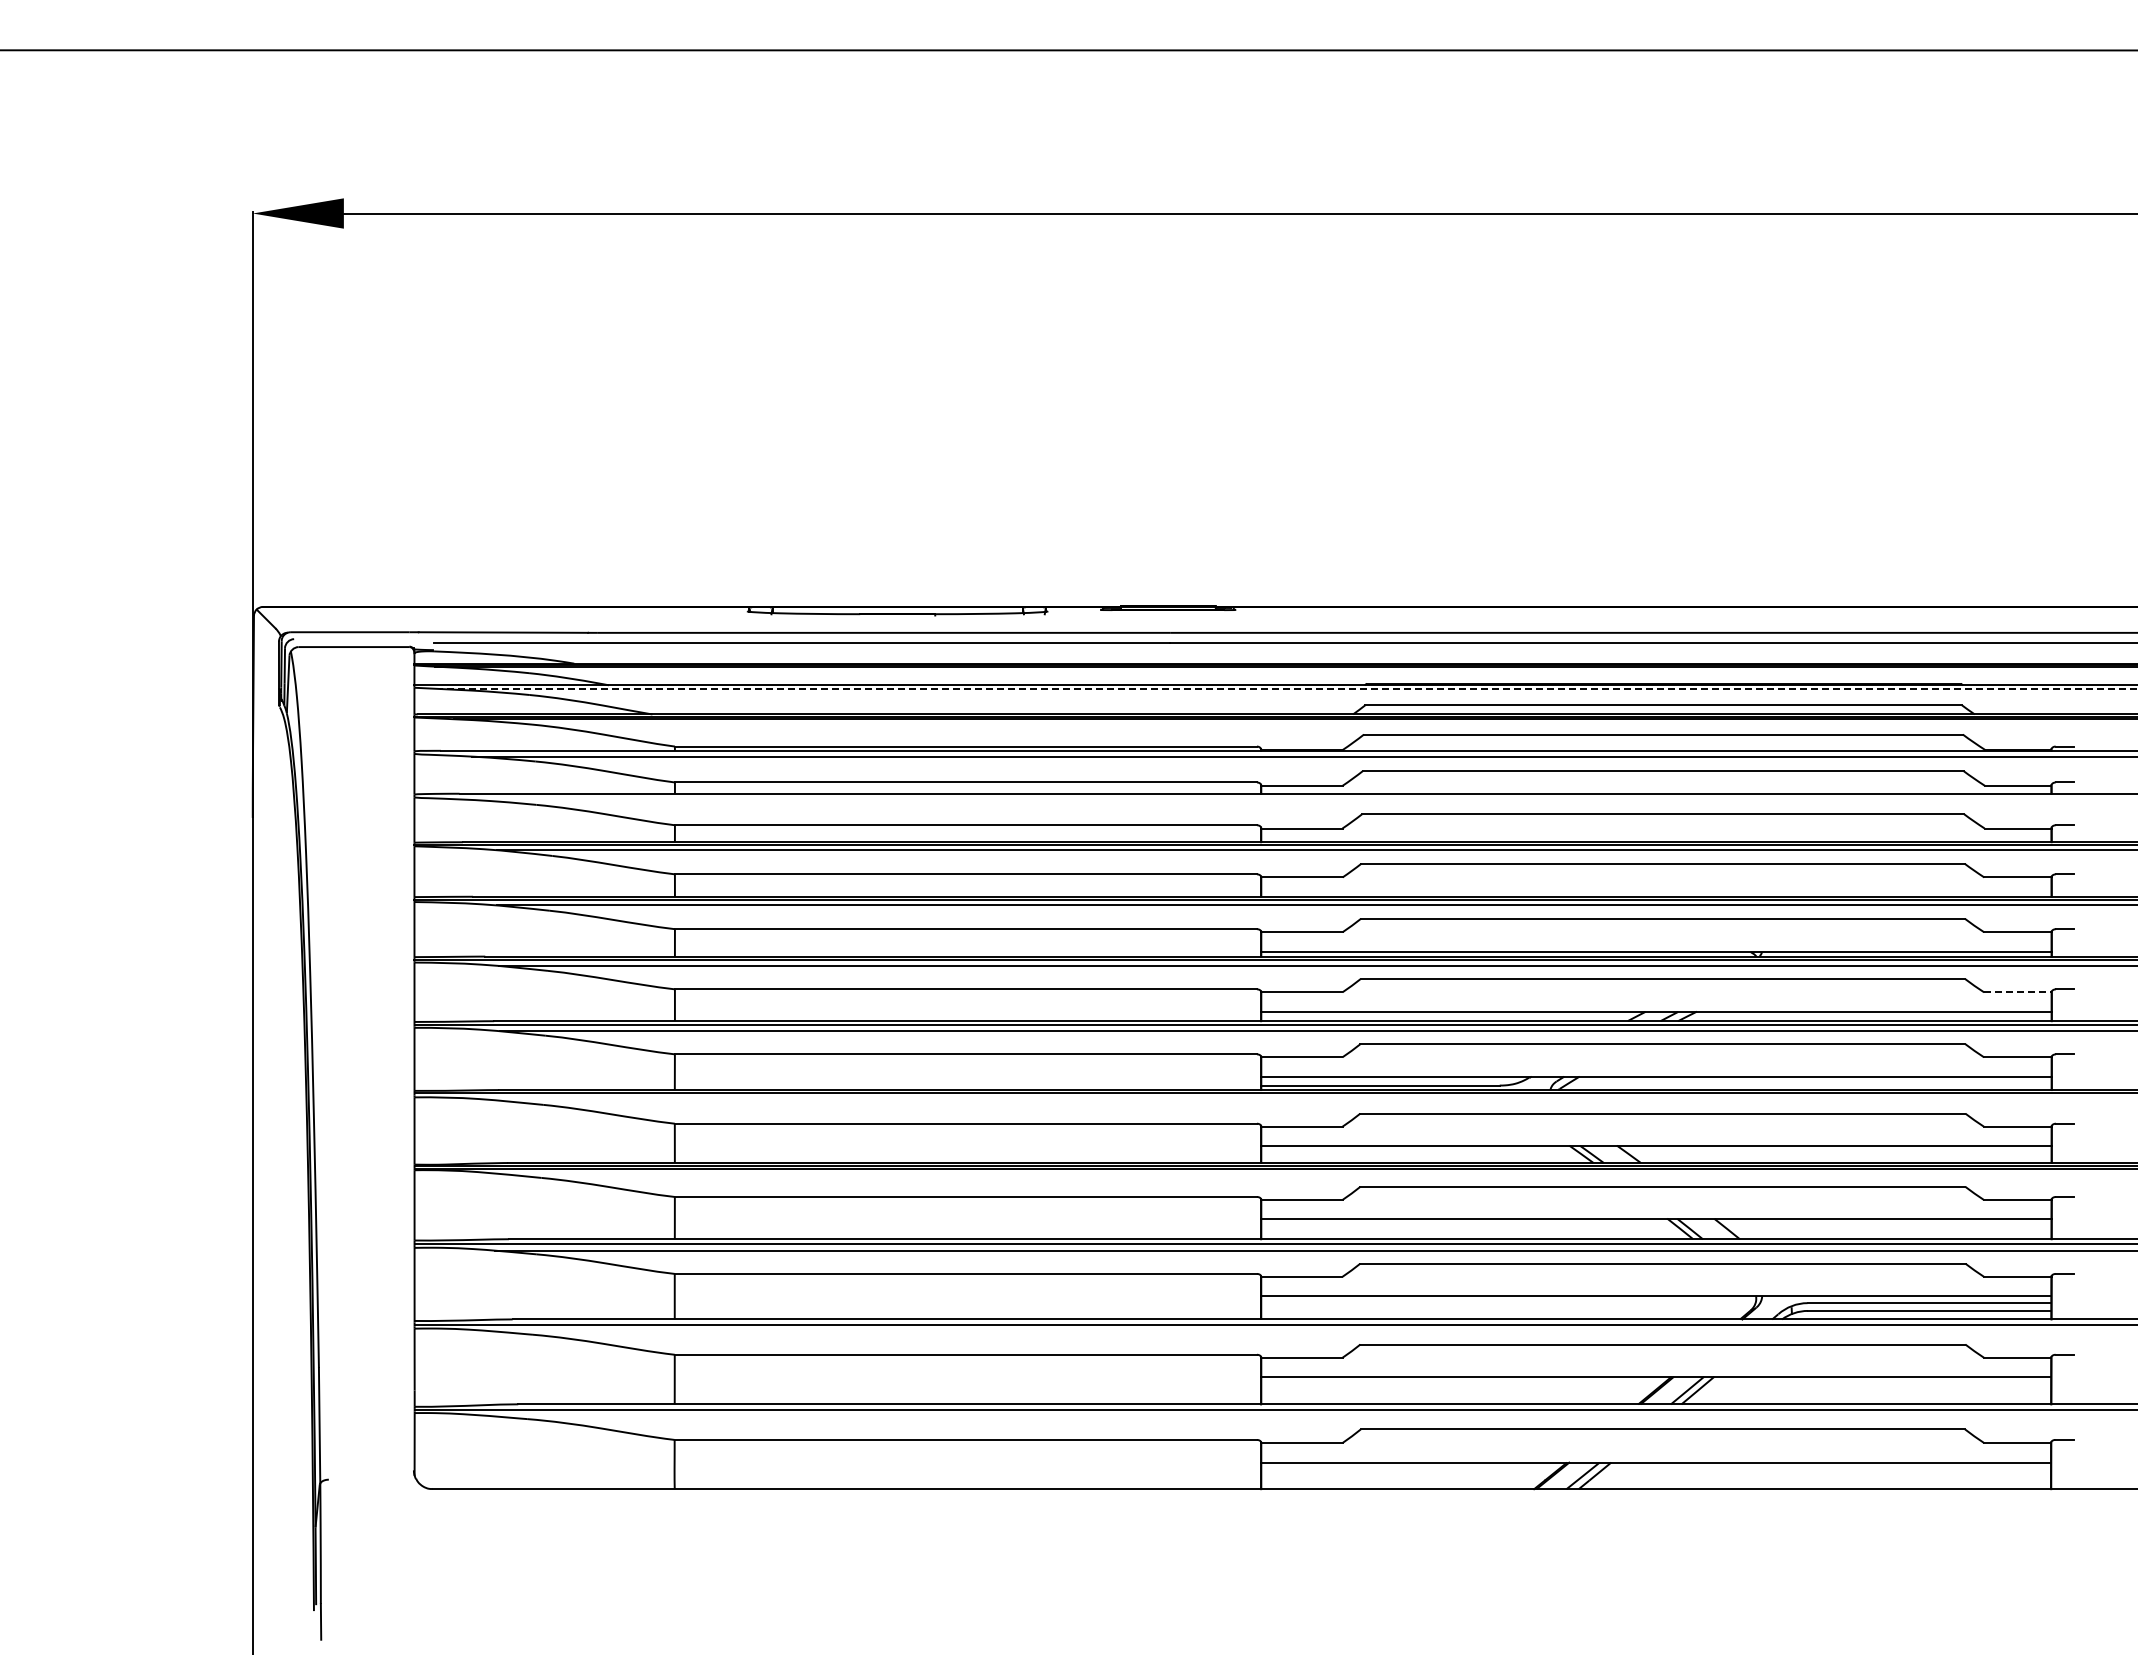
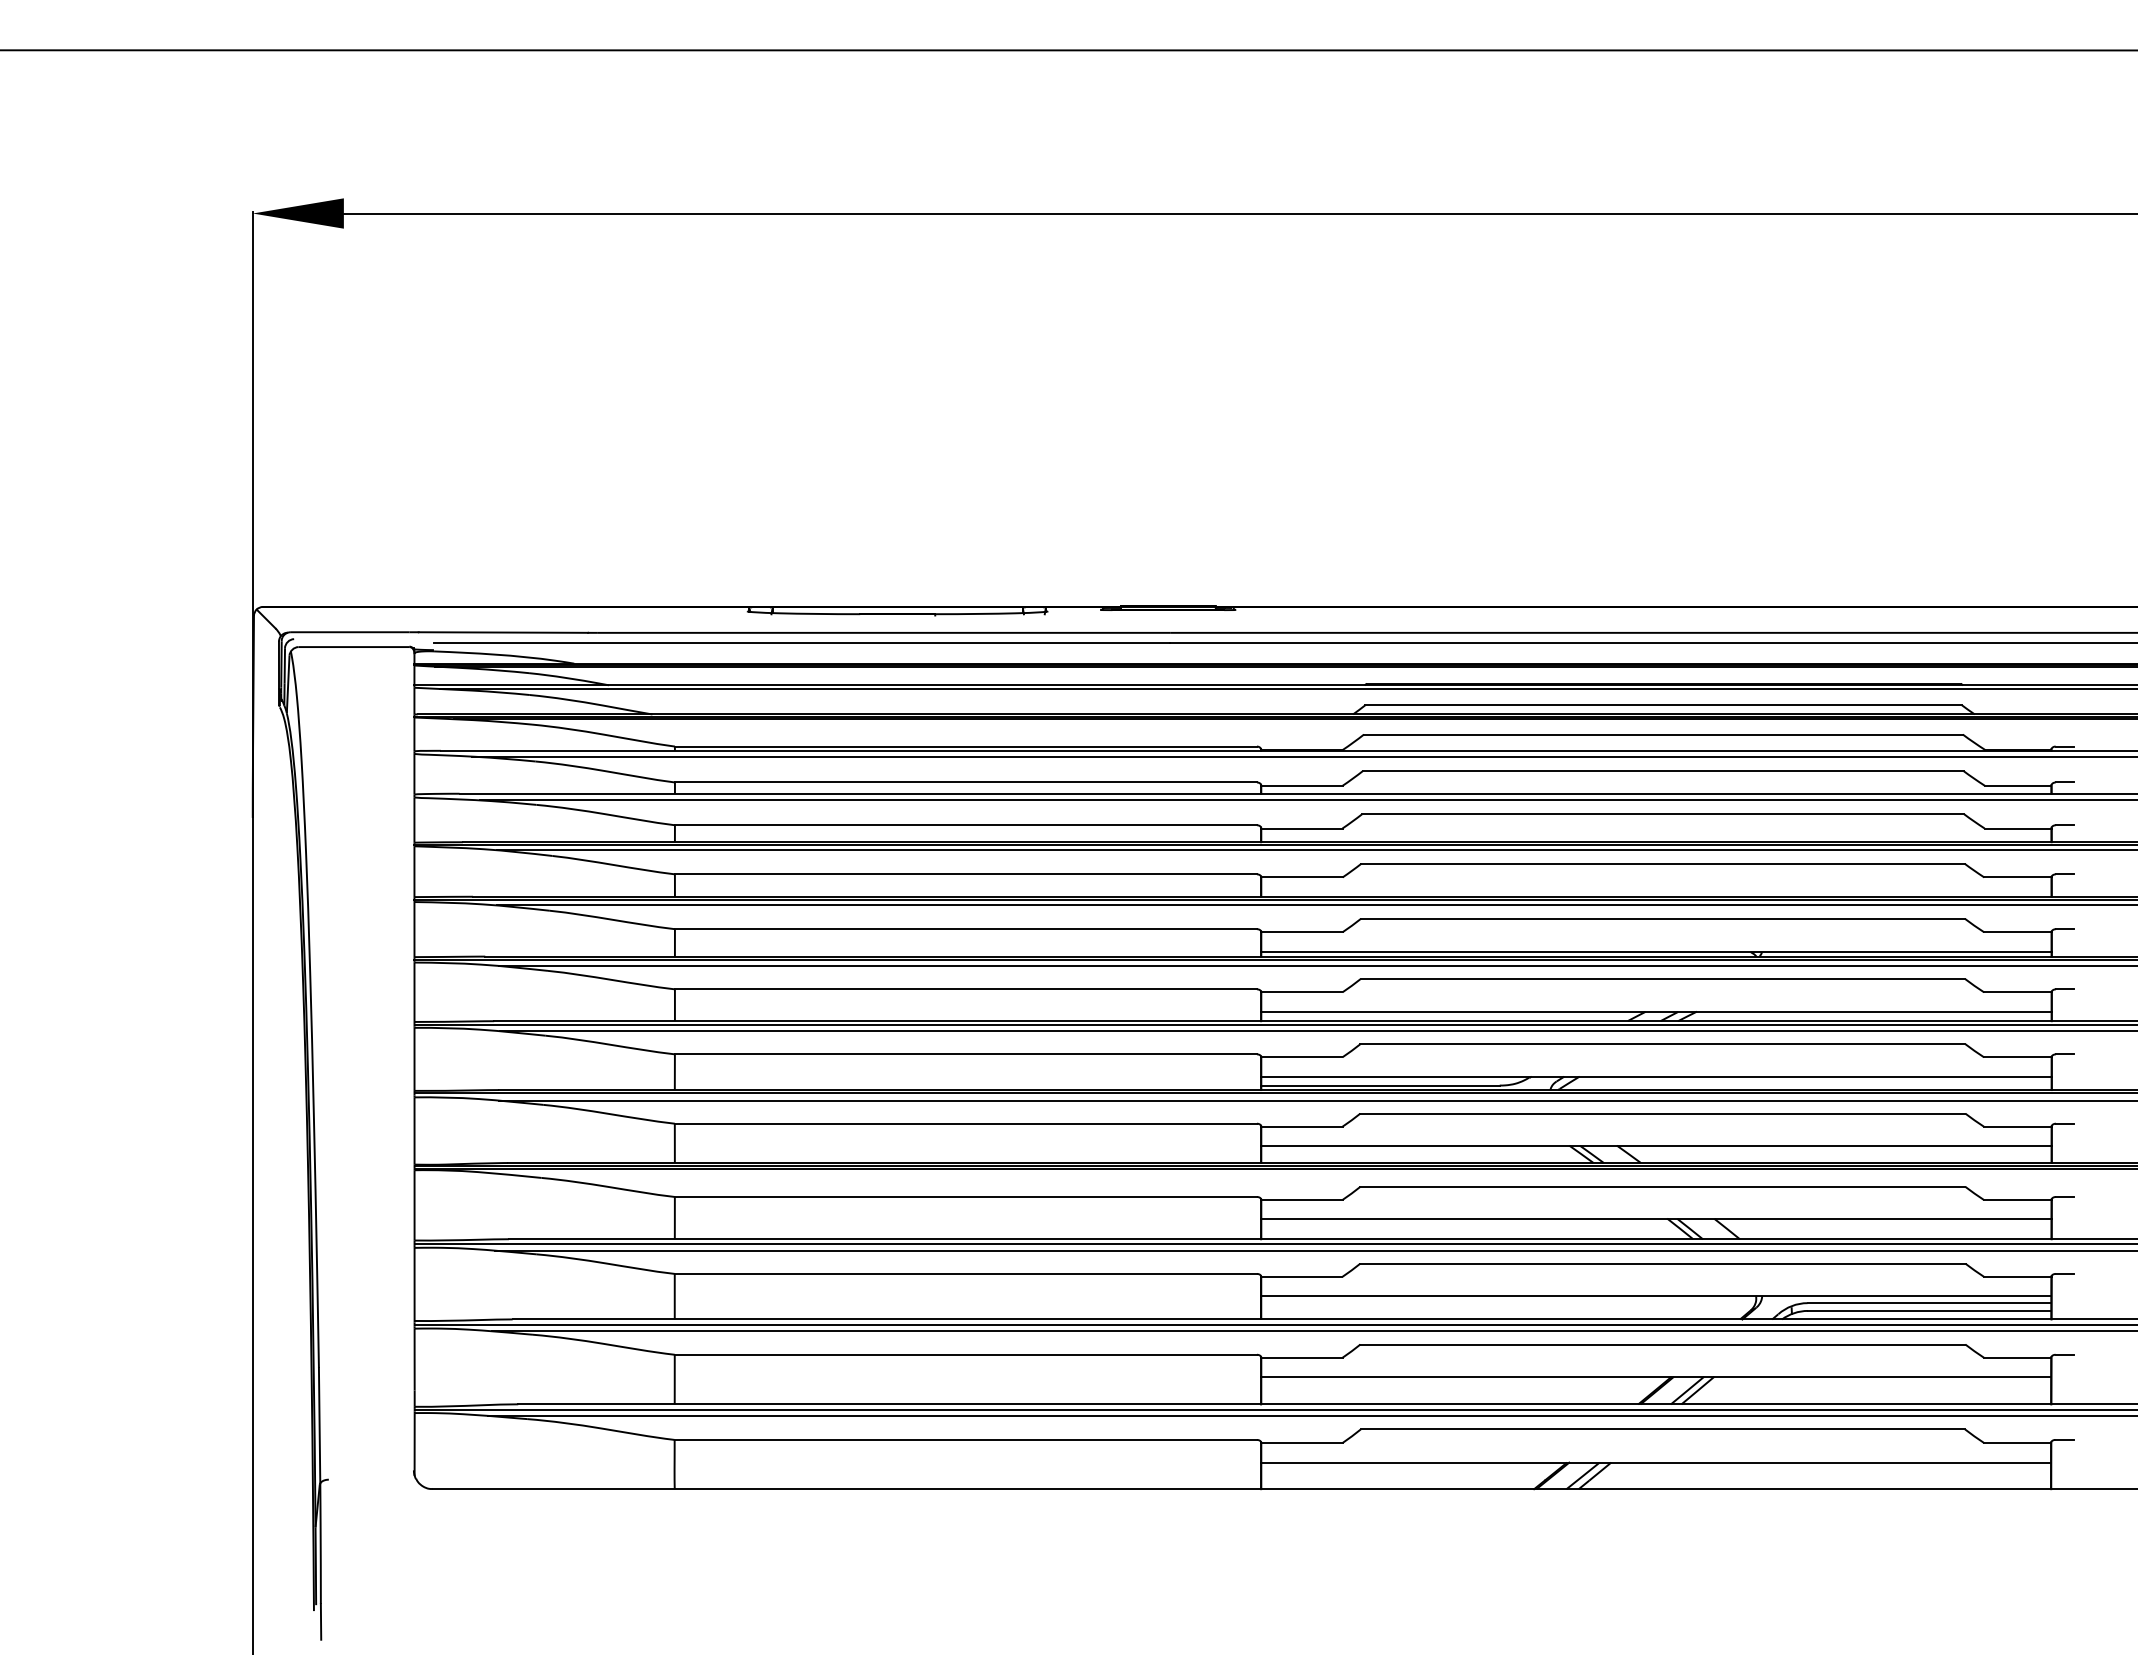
line: dashed -> solid (1288, 689)
line: none -> present (1307, 800)
line: dashed -> solid (2017, 992)
line: none -> present (1316, 1100)
line: none -> present (1313, 1331)
line: none -> present (1311, 1415)
